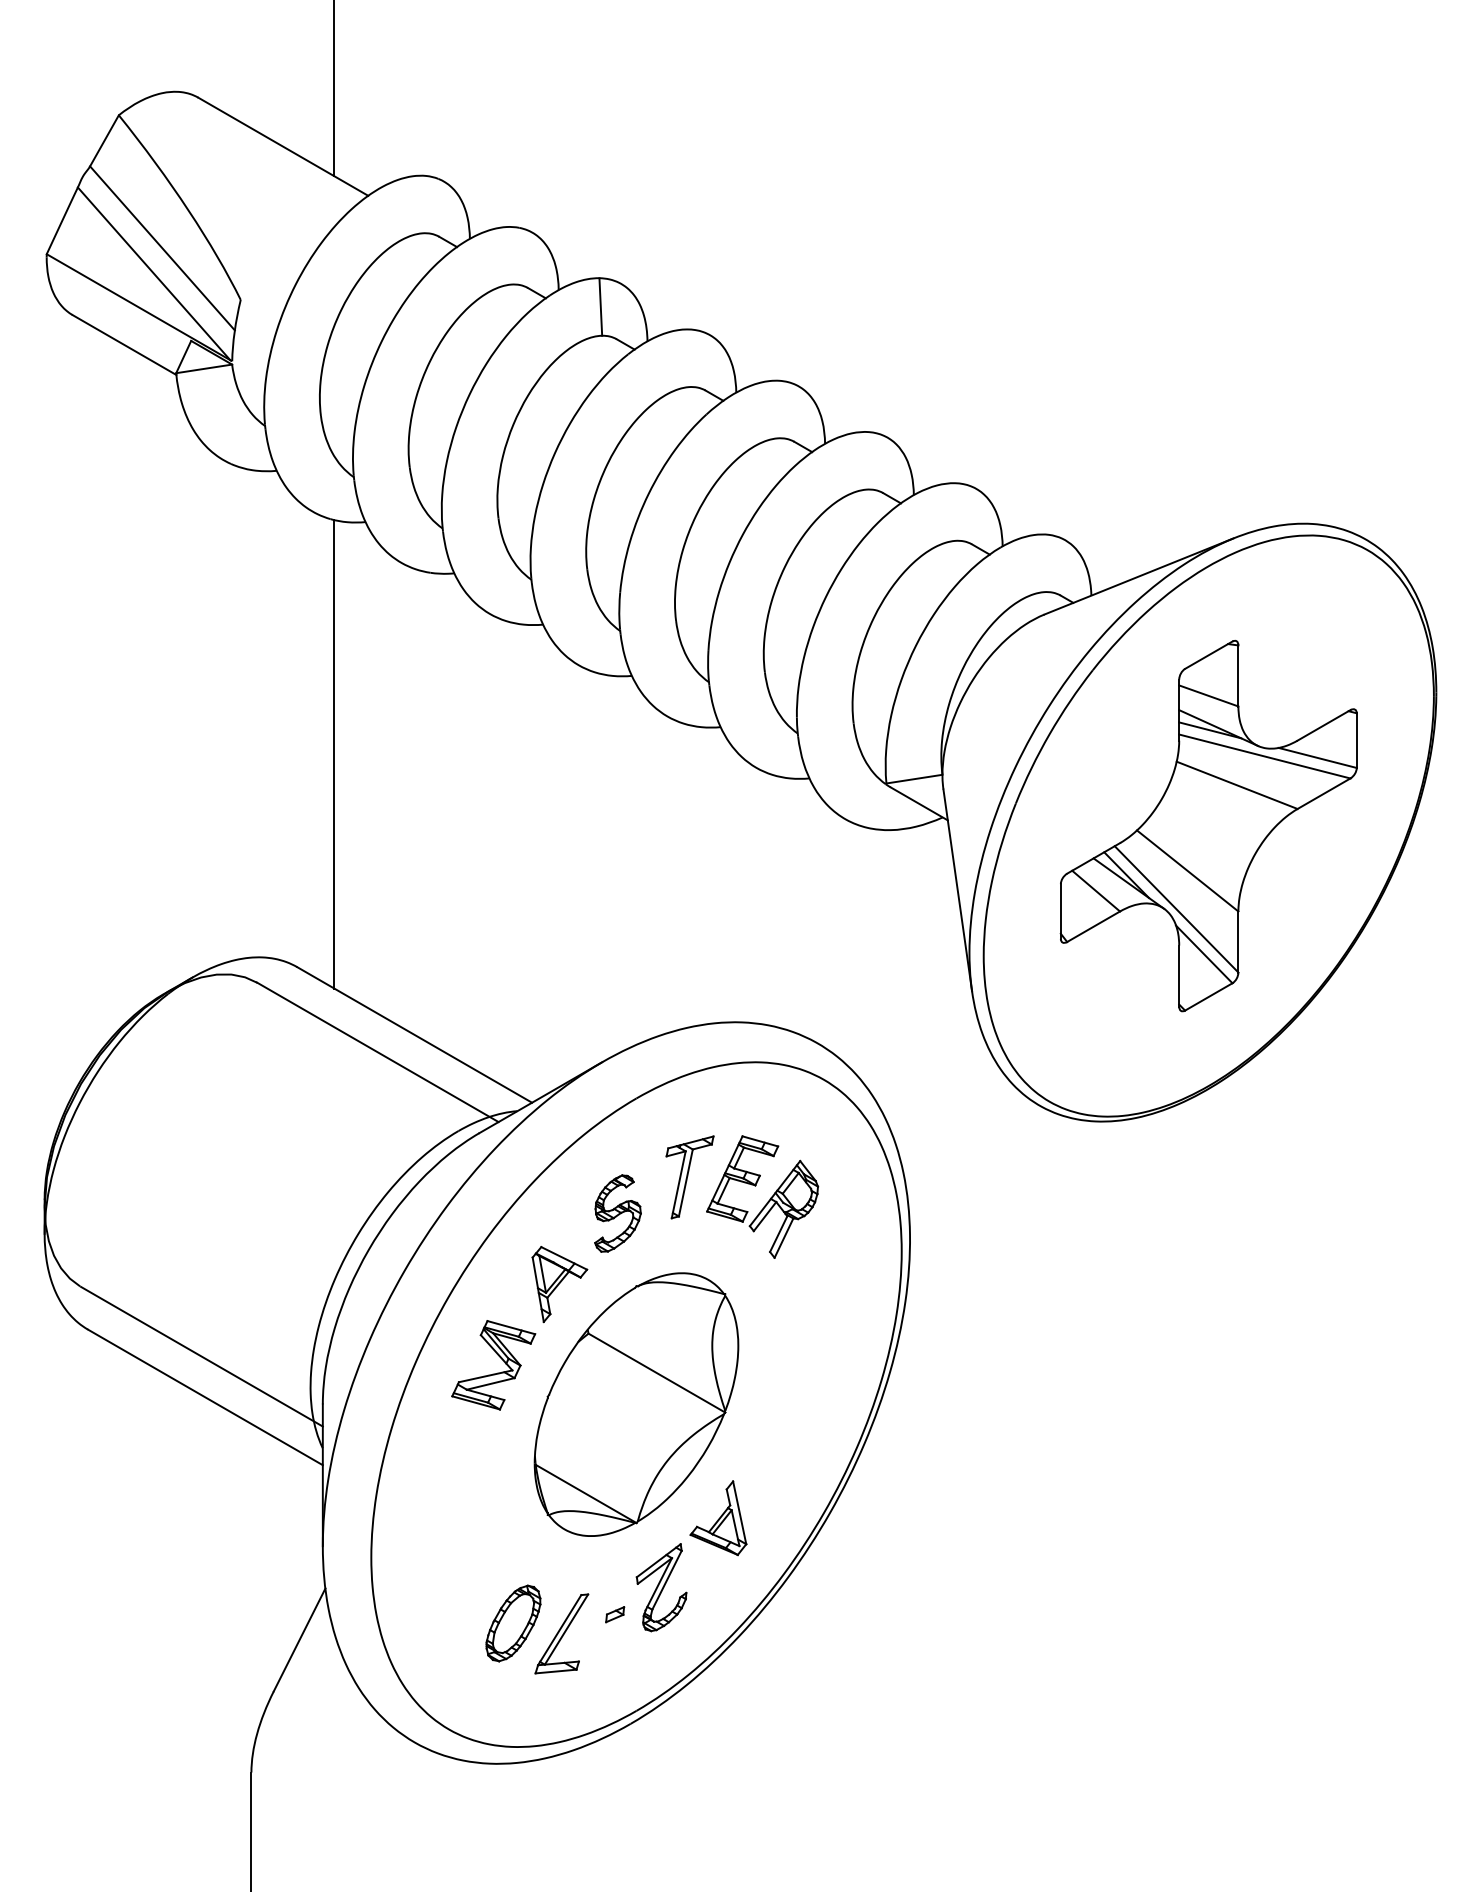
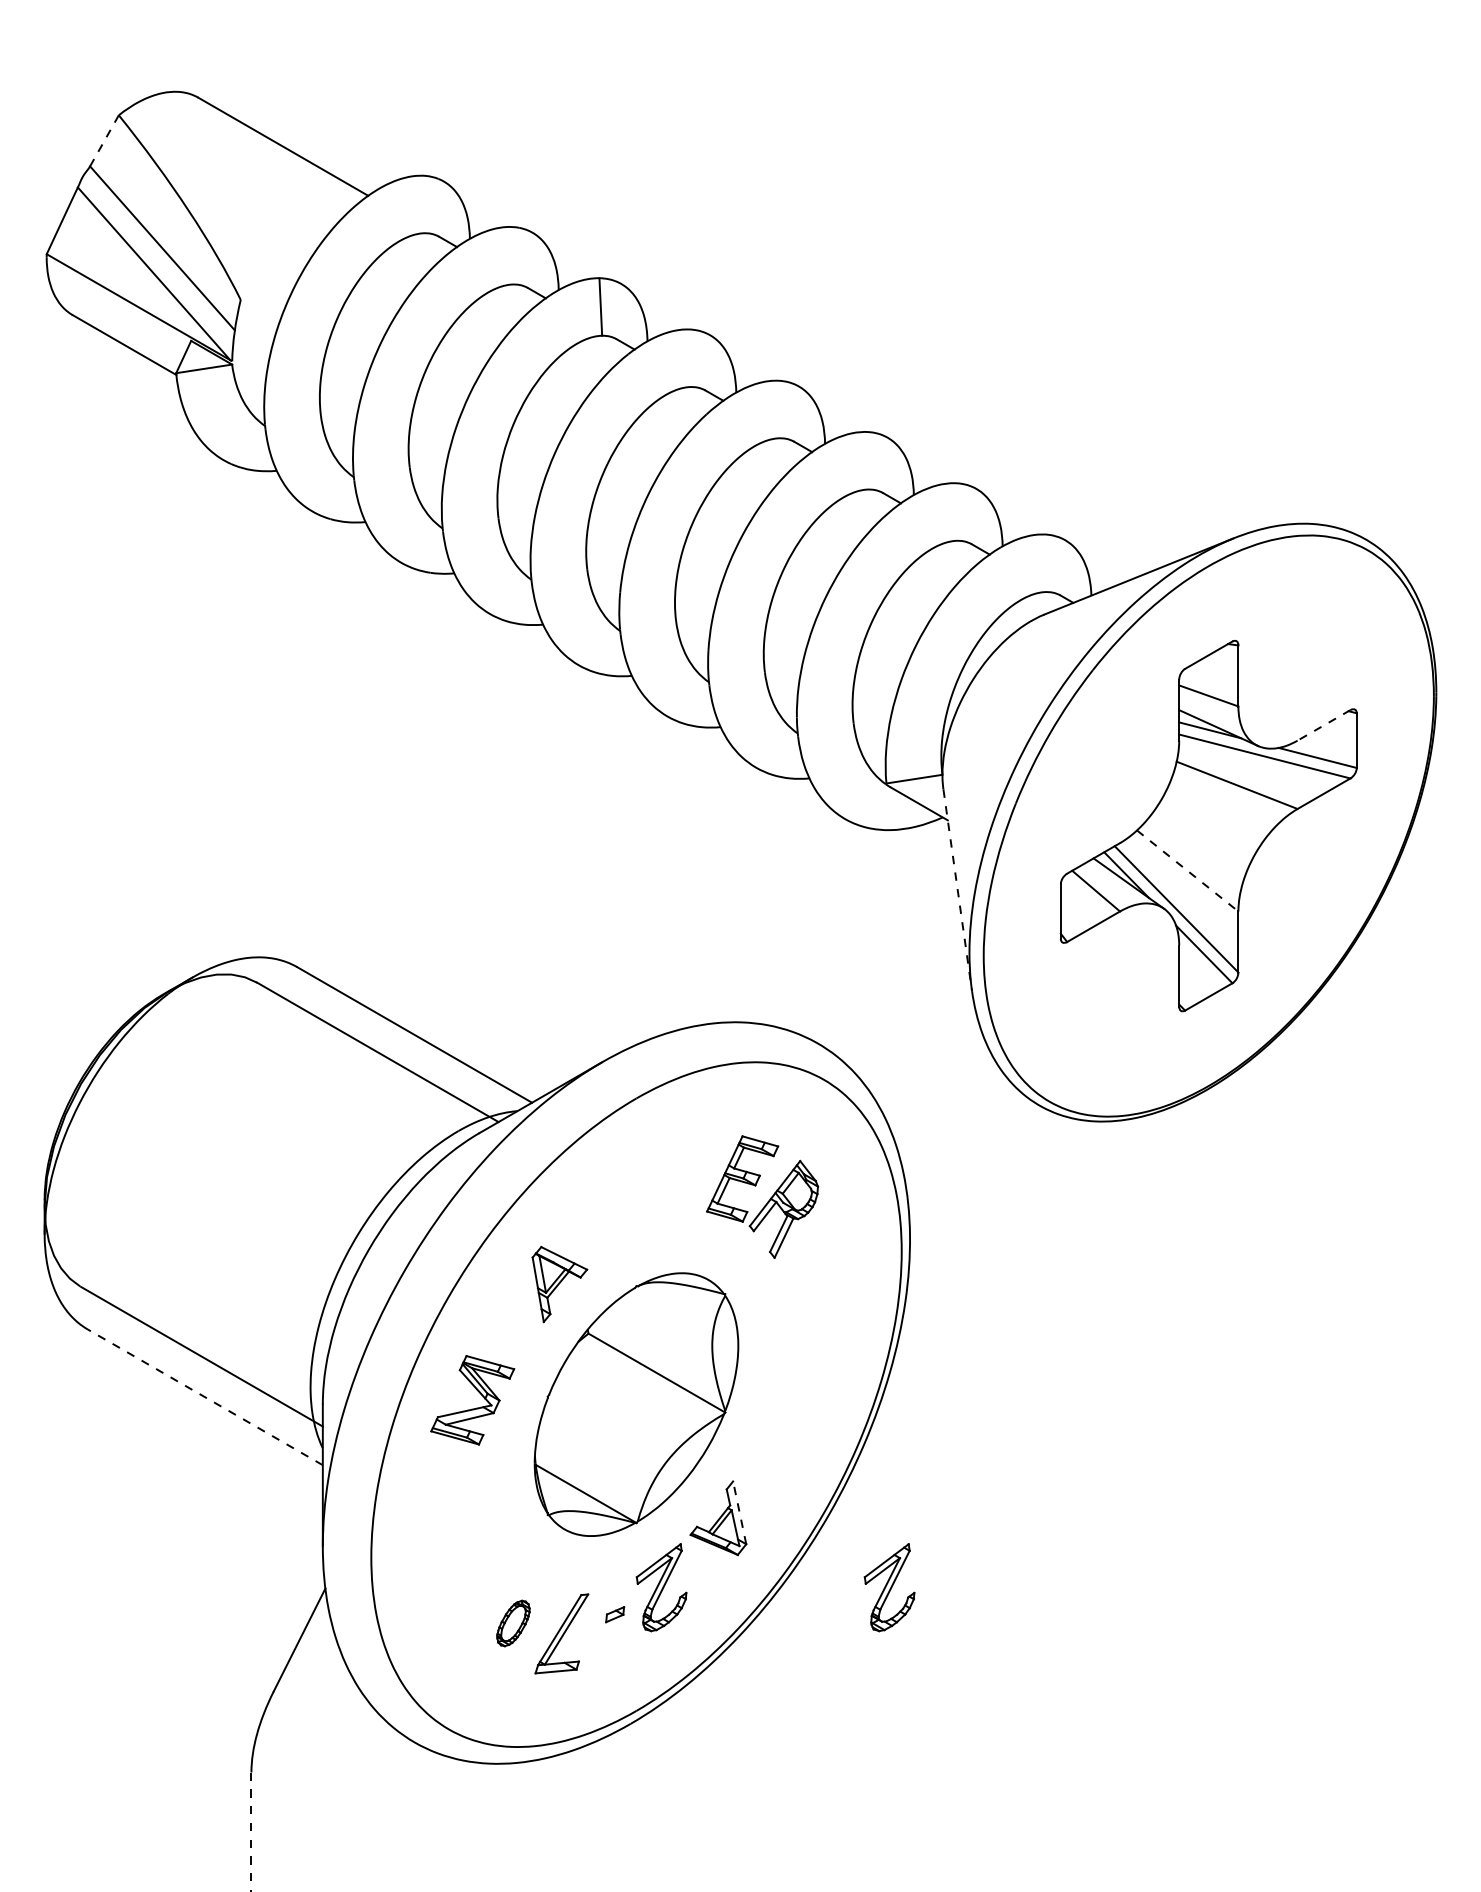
line: present -> none (334, 89)
line: solid -> dashed (104, 140)
line: solid -> dashed (1324, 725)
line: present -> none (334, 753)
line: solid -> dashed (1187, 870)
line: solid -> dashed (957, 890)
part: present -> none (689, 1177)
part: present -> none (617, 1213)
part position: (493, 1373) -> (472, 1408) (472, 1408)
line: solid -> dashed (205, 1397)
line: solid -> dashed (739, 1512)
part: none -> present (889, 1587)
part size: 57x79 px -> 35x49 px (513, 1623)
line: solid -> dashed (251, 1832)
